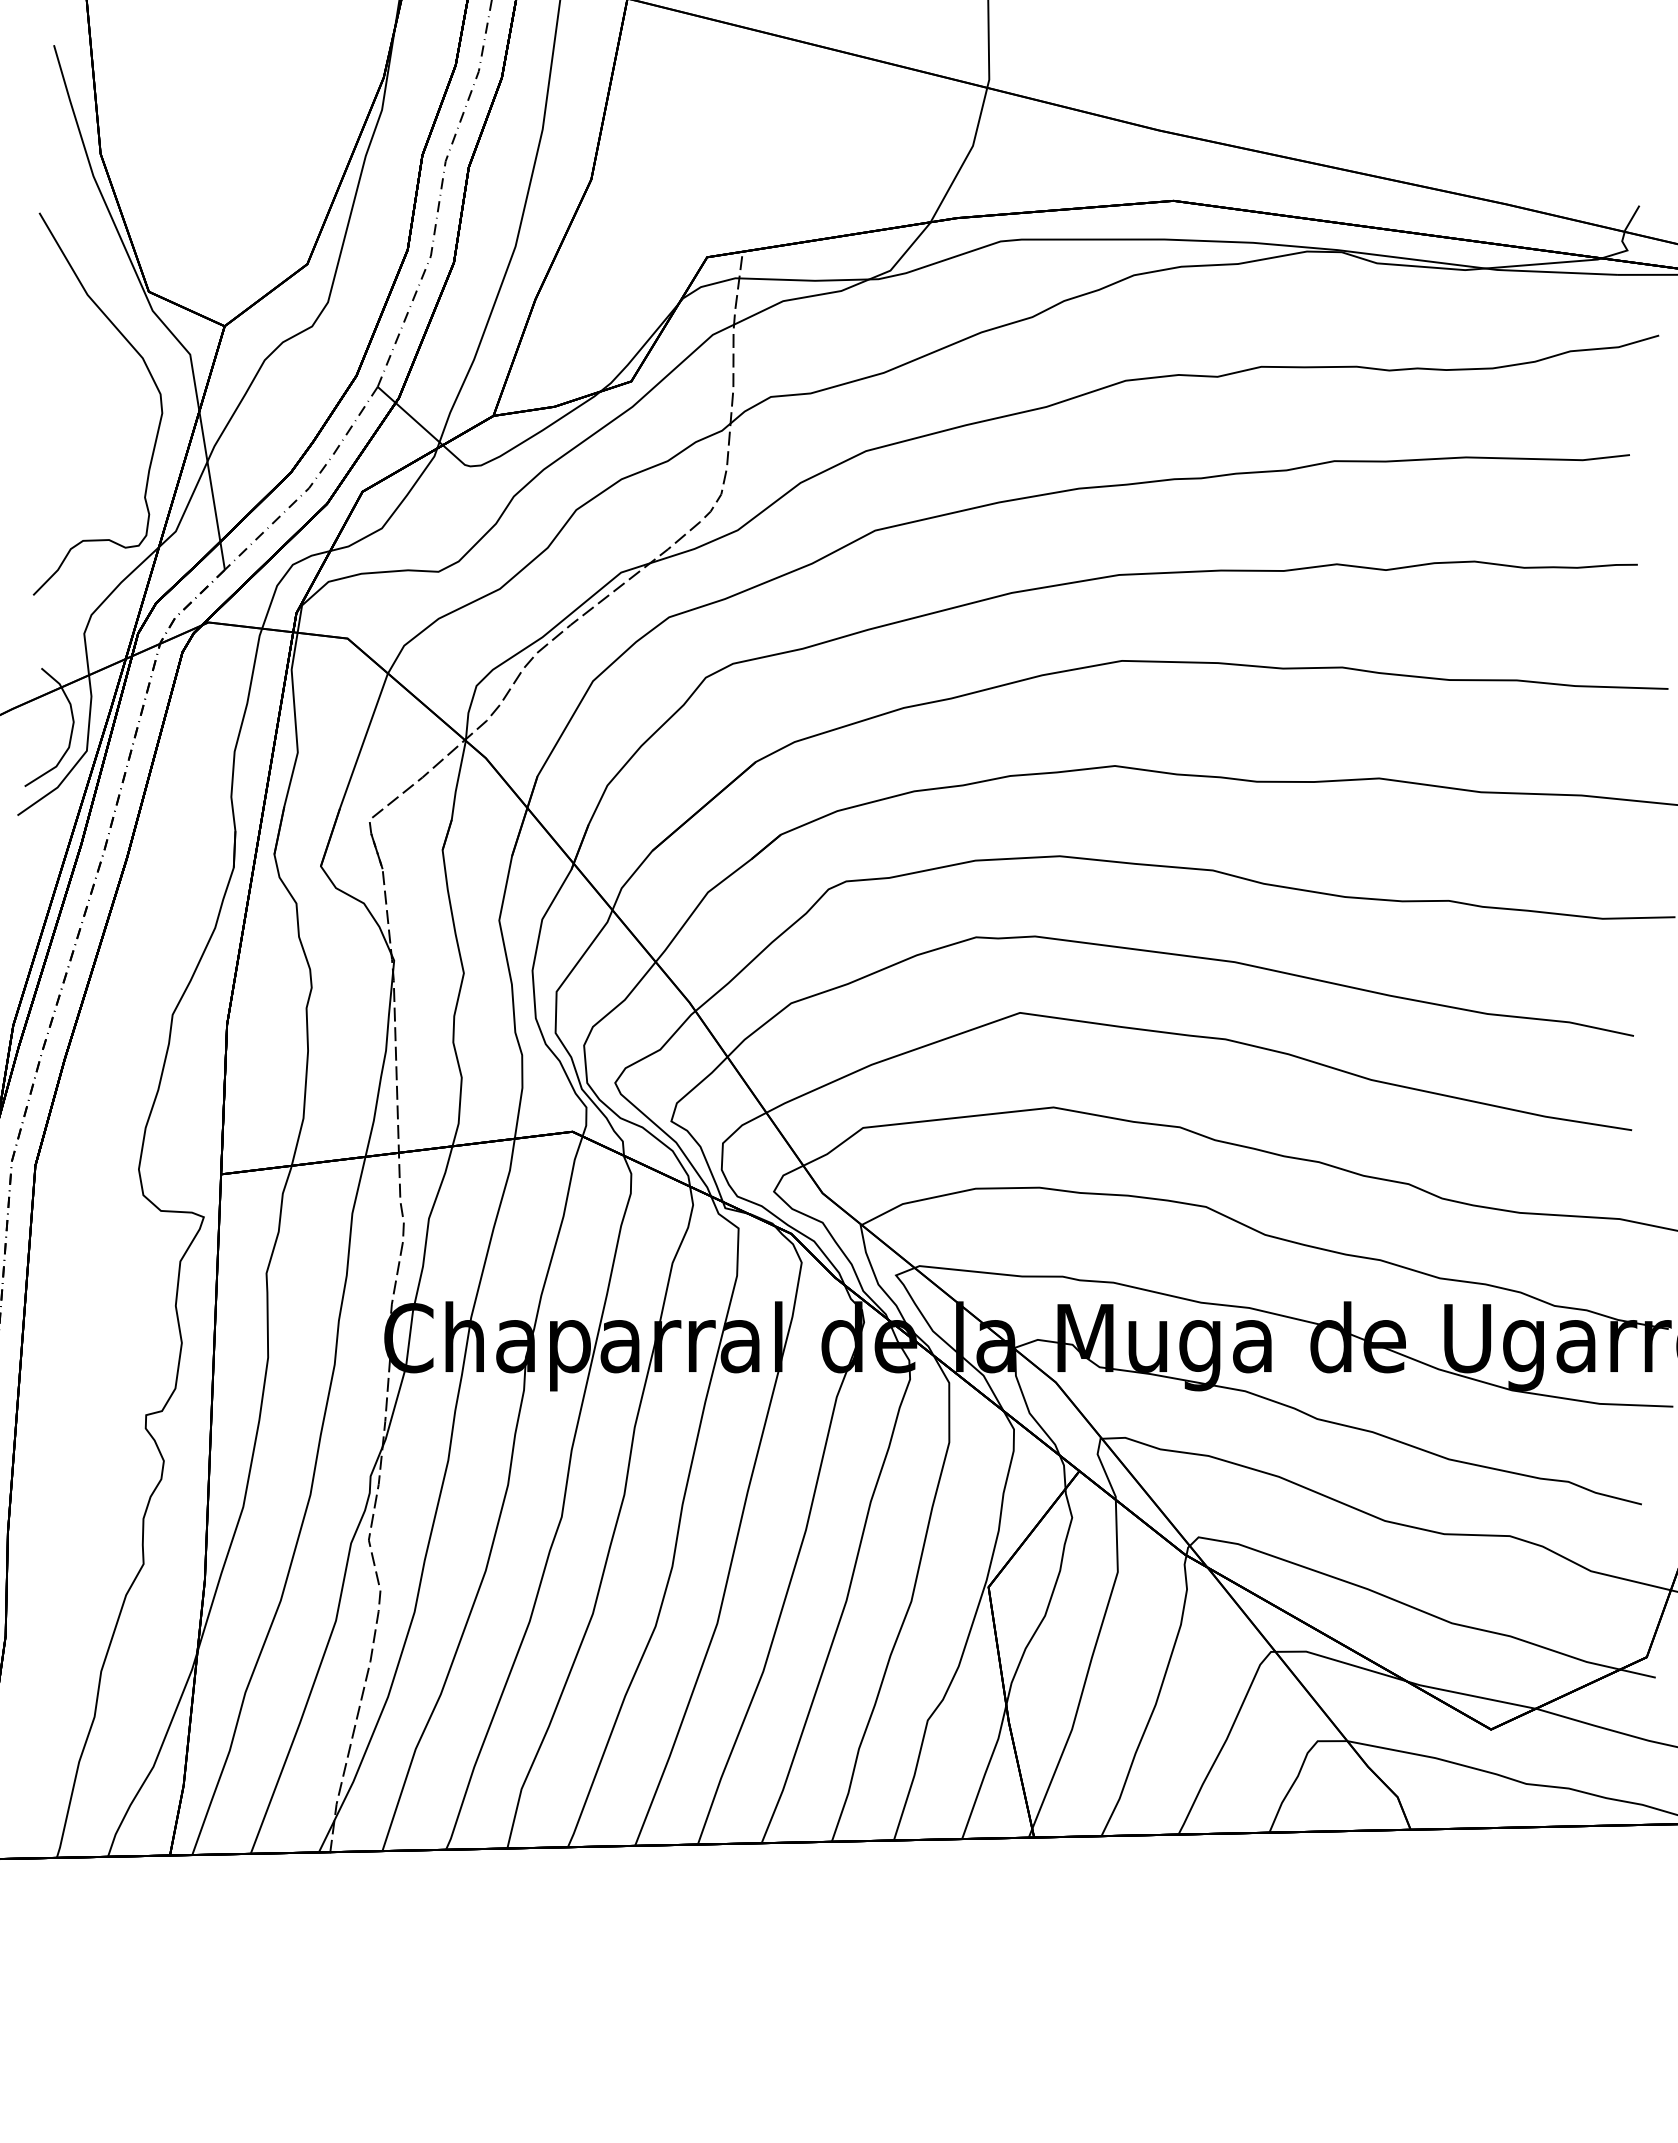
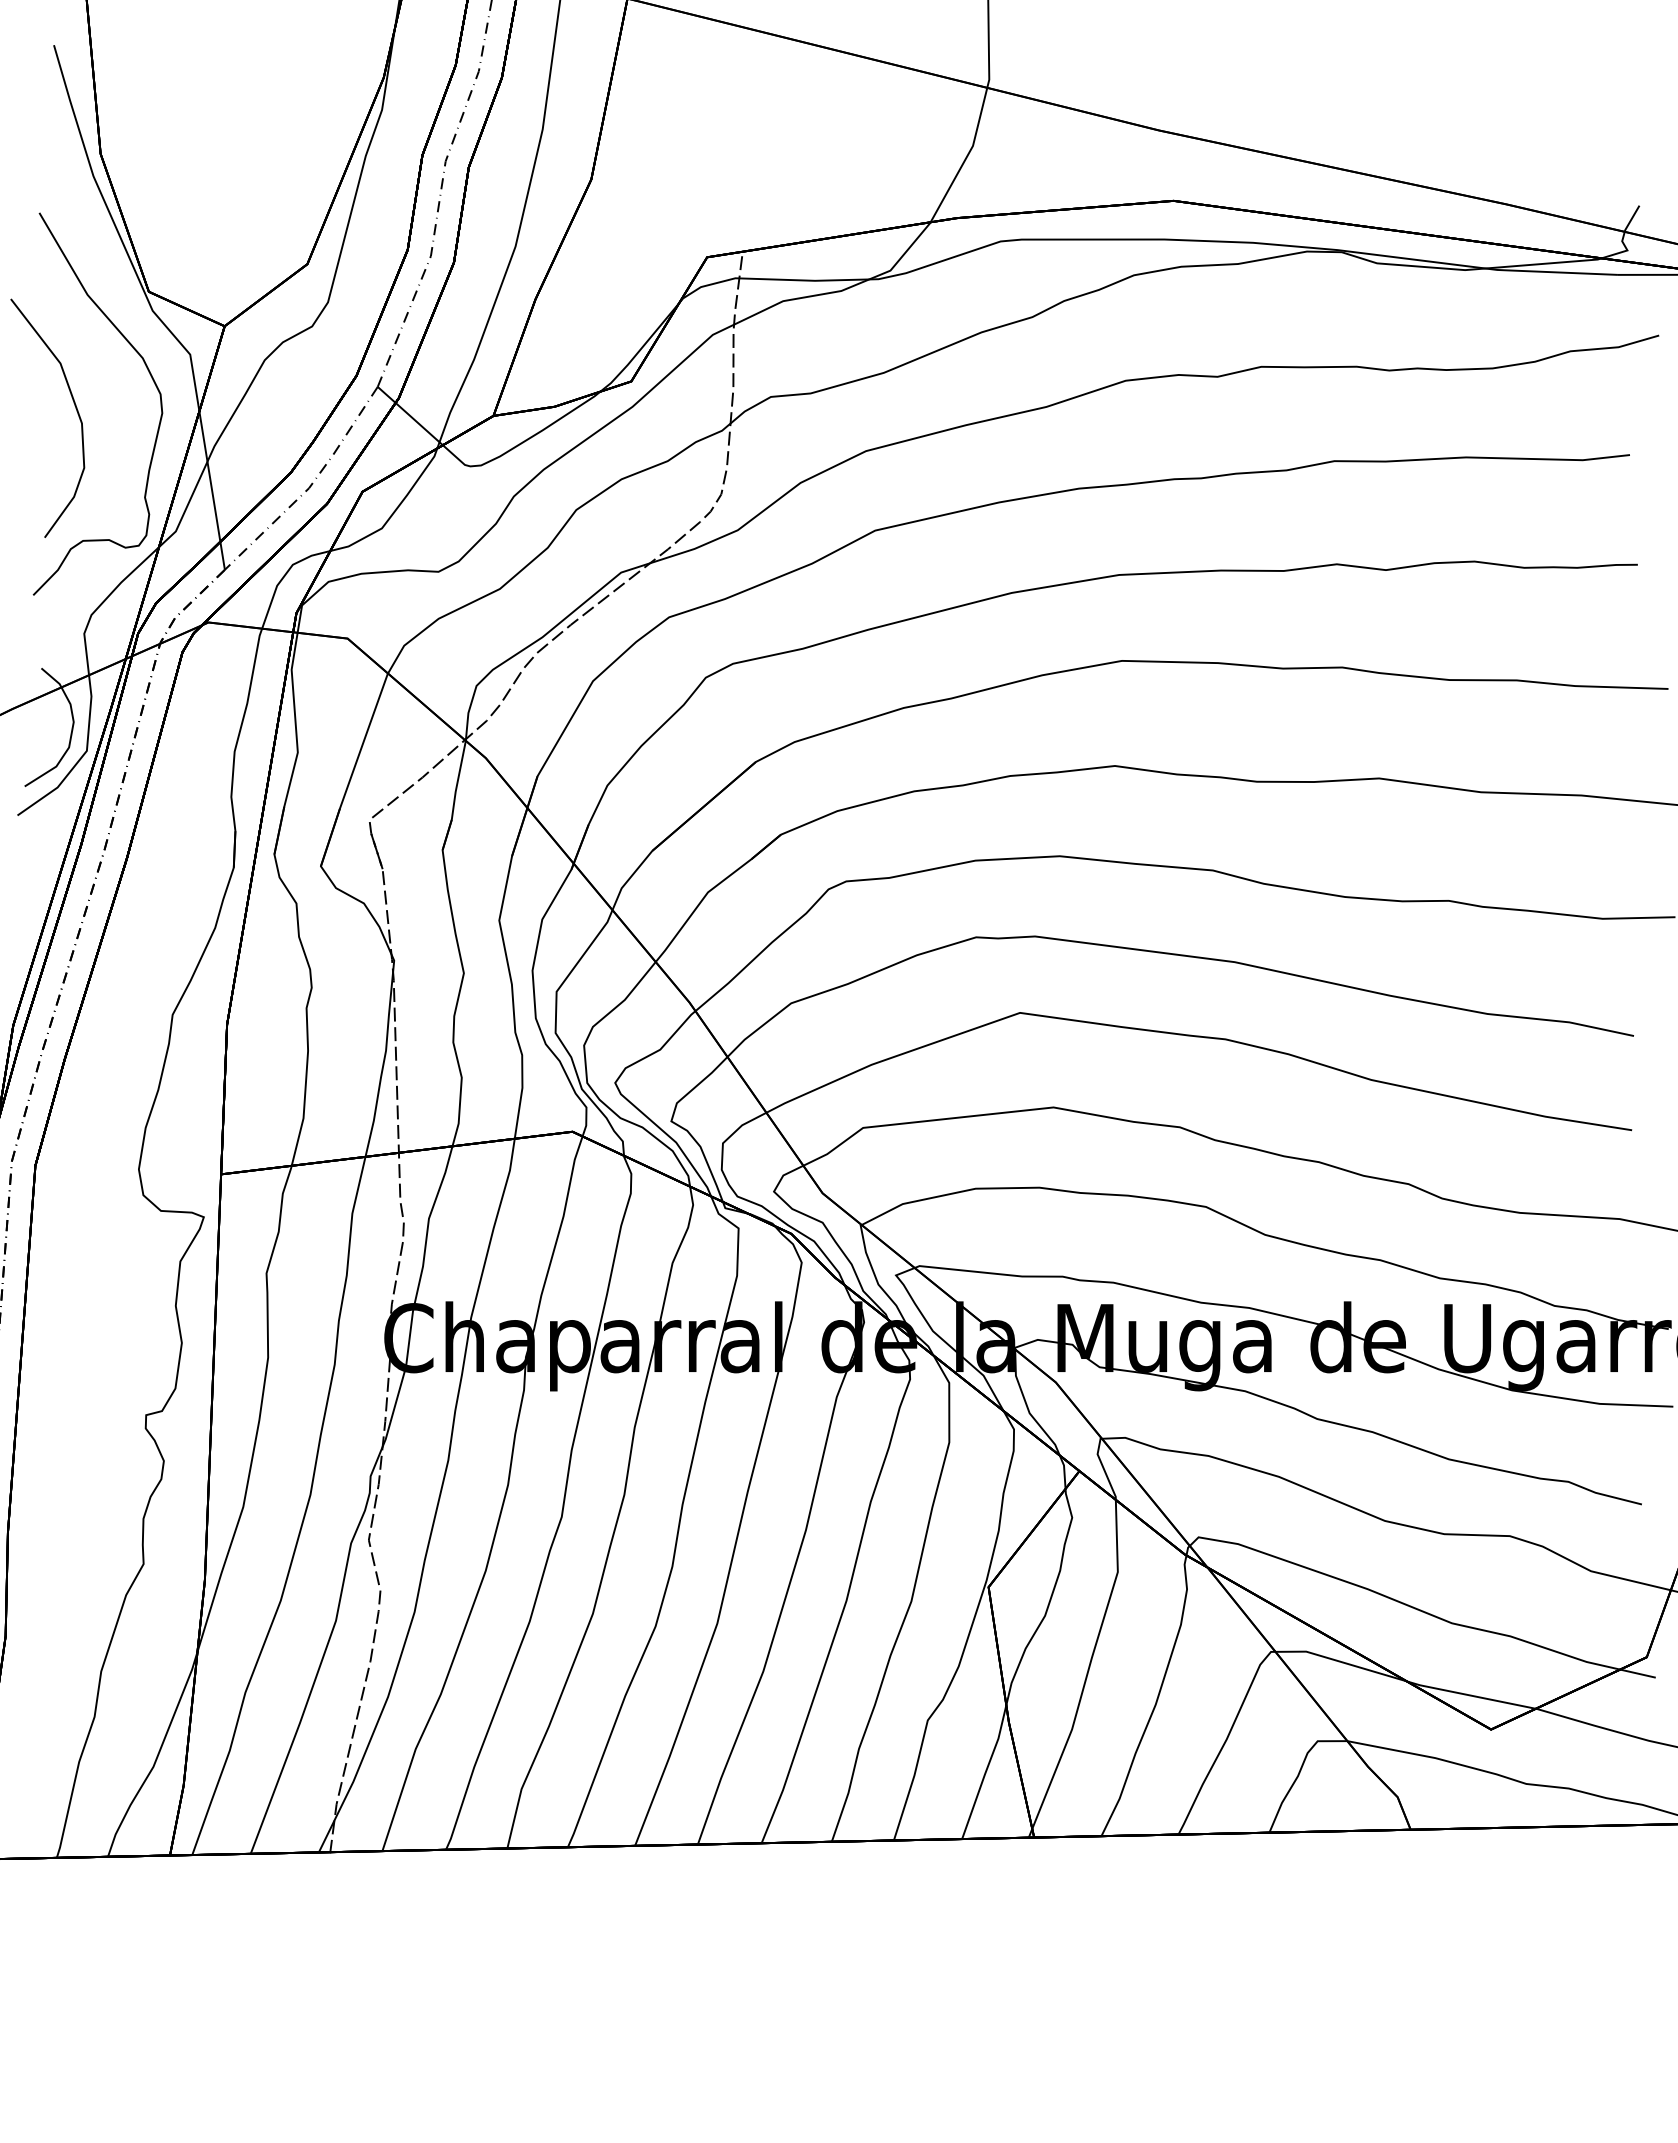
curve: none -> present (75, 408)
